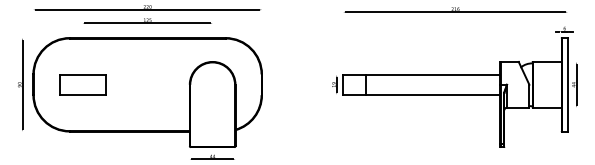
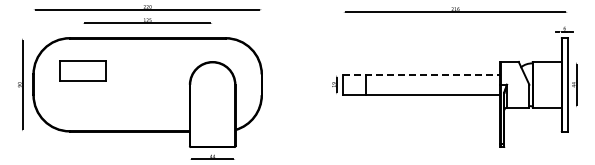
line: solid -> dashed (422, 74)
part position: (82, 84) -> (82, 70) (82, 70)
